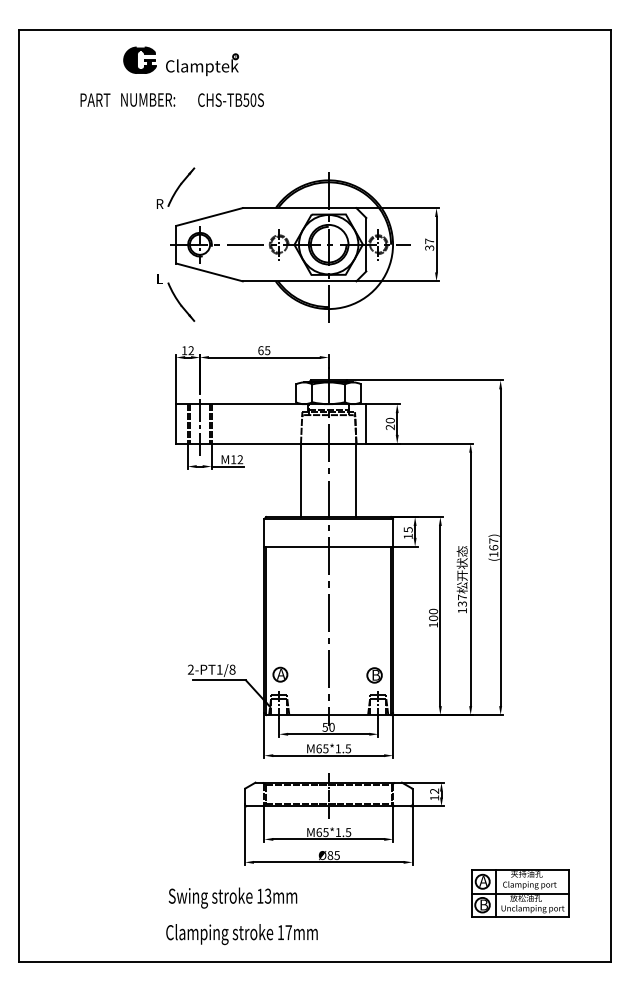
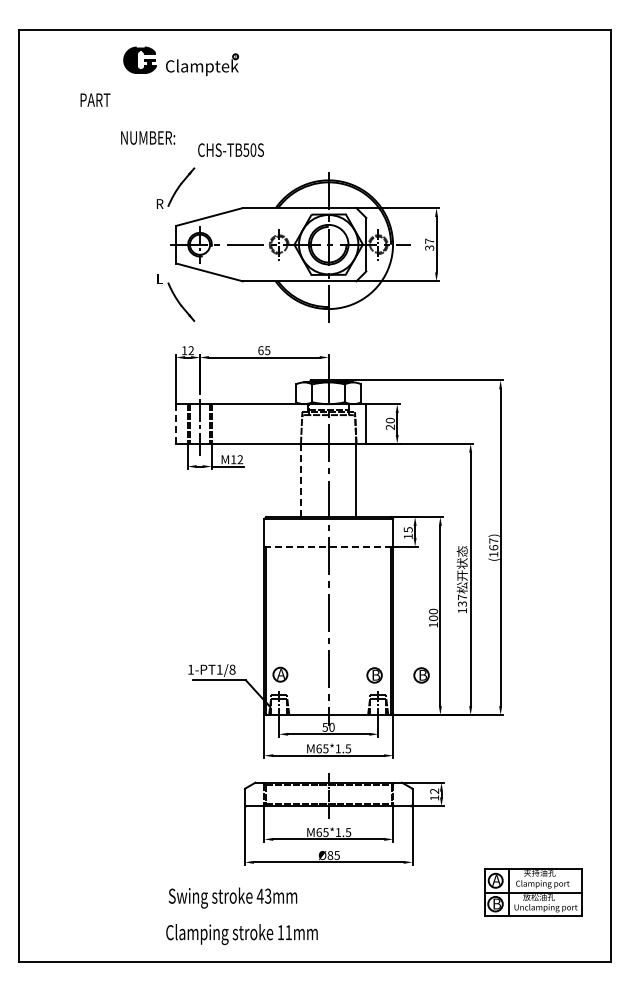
text position: (148, 99) -> (148, 137) (148, 137)
text position: (230, 99) -> (230, 149) (230, 149)
line: solid -> dashed (176, 424)
line: solid -> dashed (300, 480)
line: solid -> dashed (329, 546)
text: 2-PT1/8 -> 1-PT1/8 (190, 669)
part: none -> present (421, 675)
part position: (520, 893) -> (533, 892) (533, 892)
text: 13mm -> 43mm (259, 895)
text: 17mm -> 11mm (288, 932)
